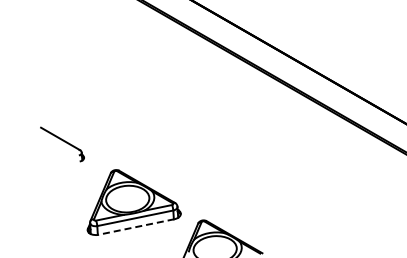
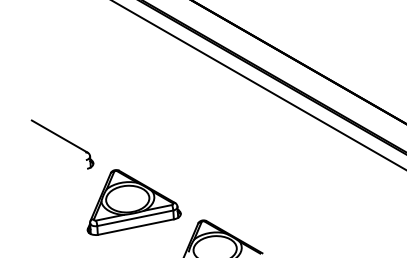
line: none -> present (258, 85)
part size: 45x37 px -> 65x51 px (62, 144)
line: dashed -> solid (136, 227)
